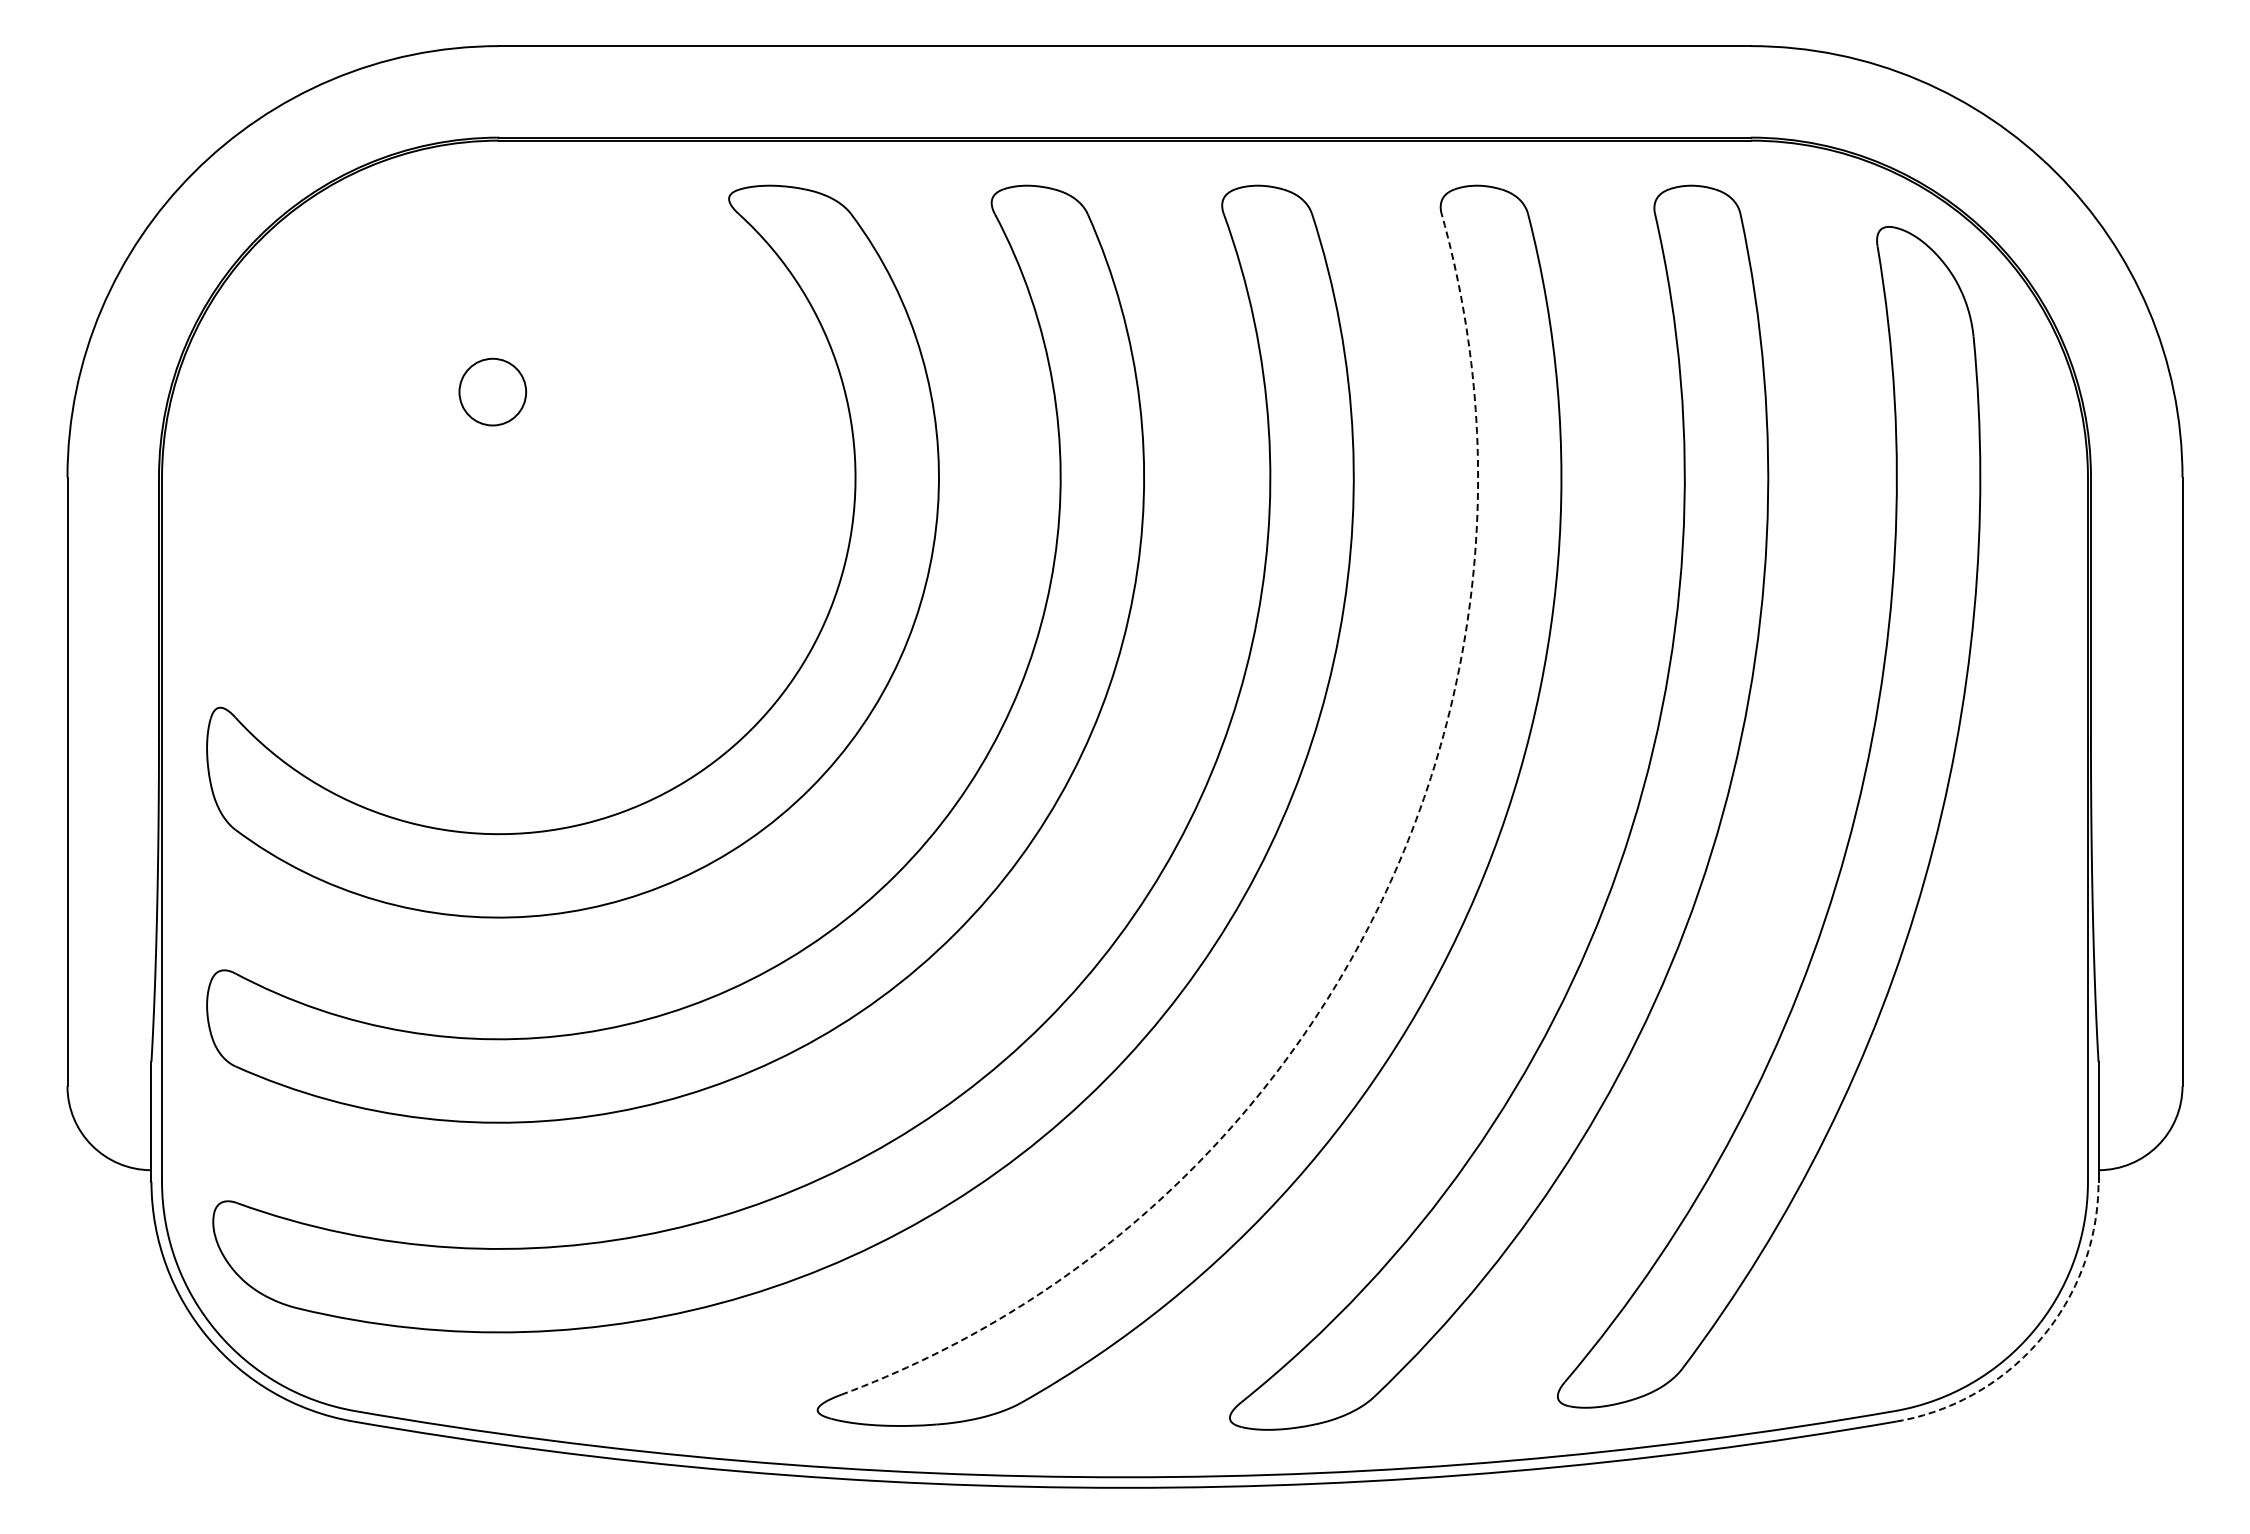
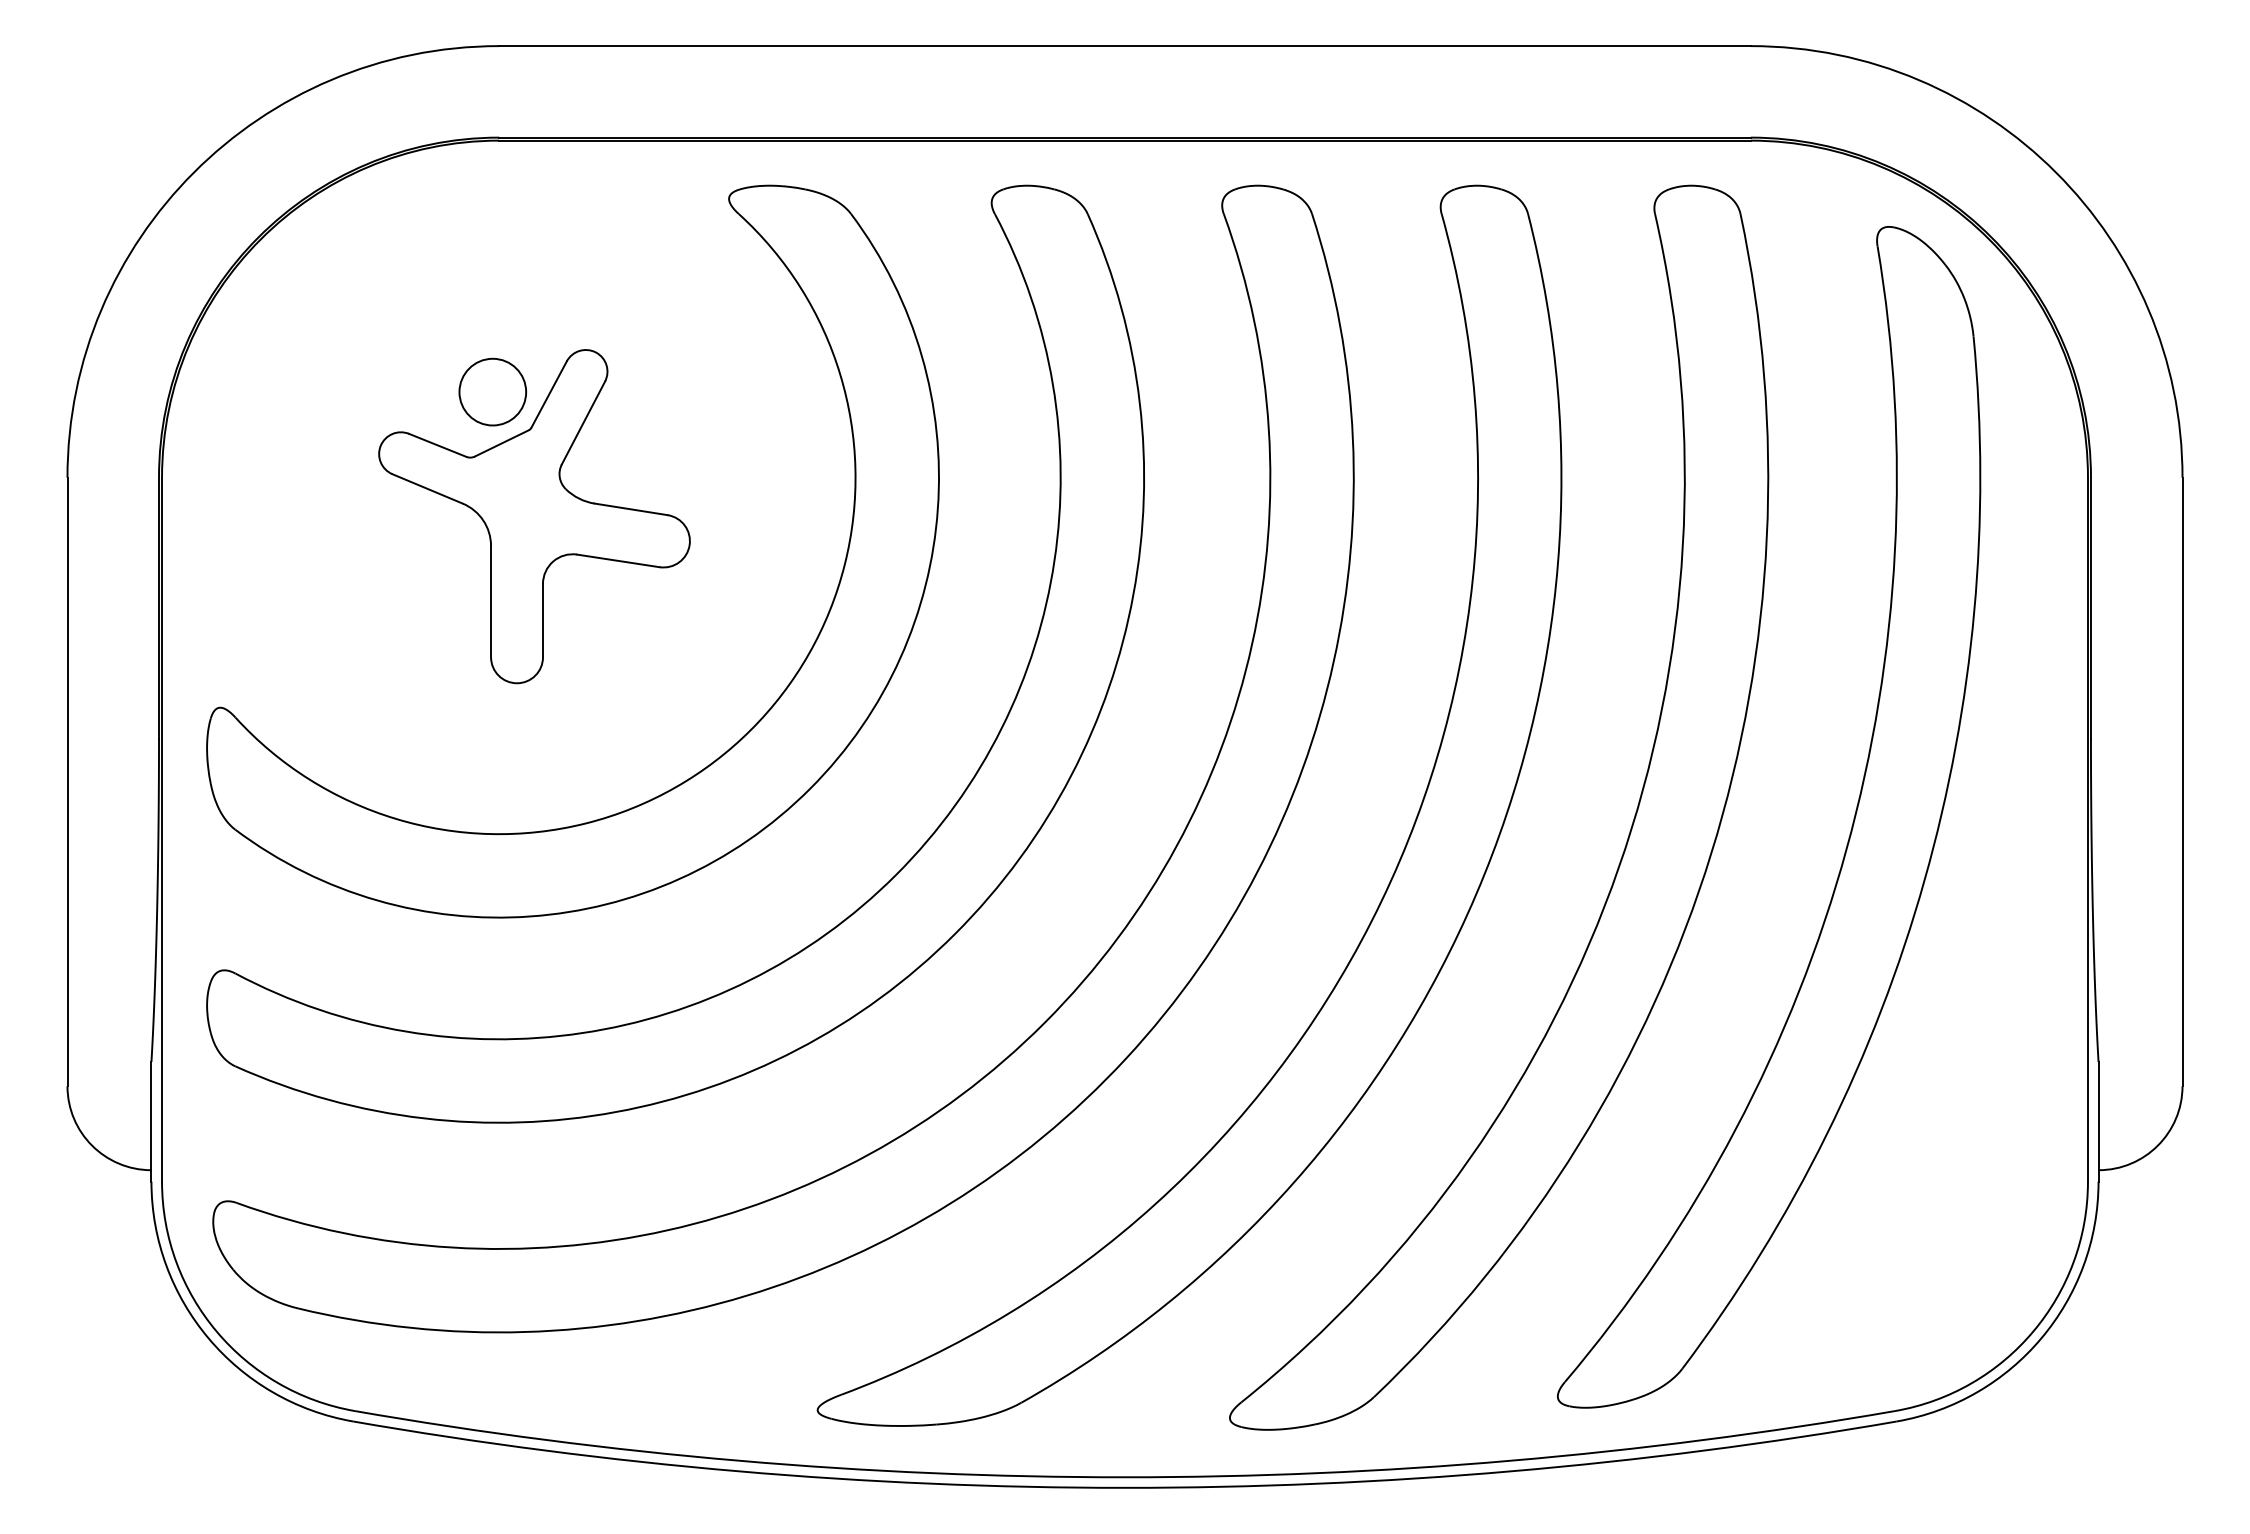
part: none -> present (534, 516)
arc: dashed -> solid (1371, 921)
arc: dashed -> solid (2041, 1338)
